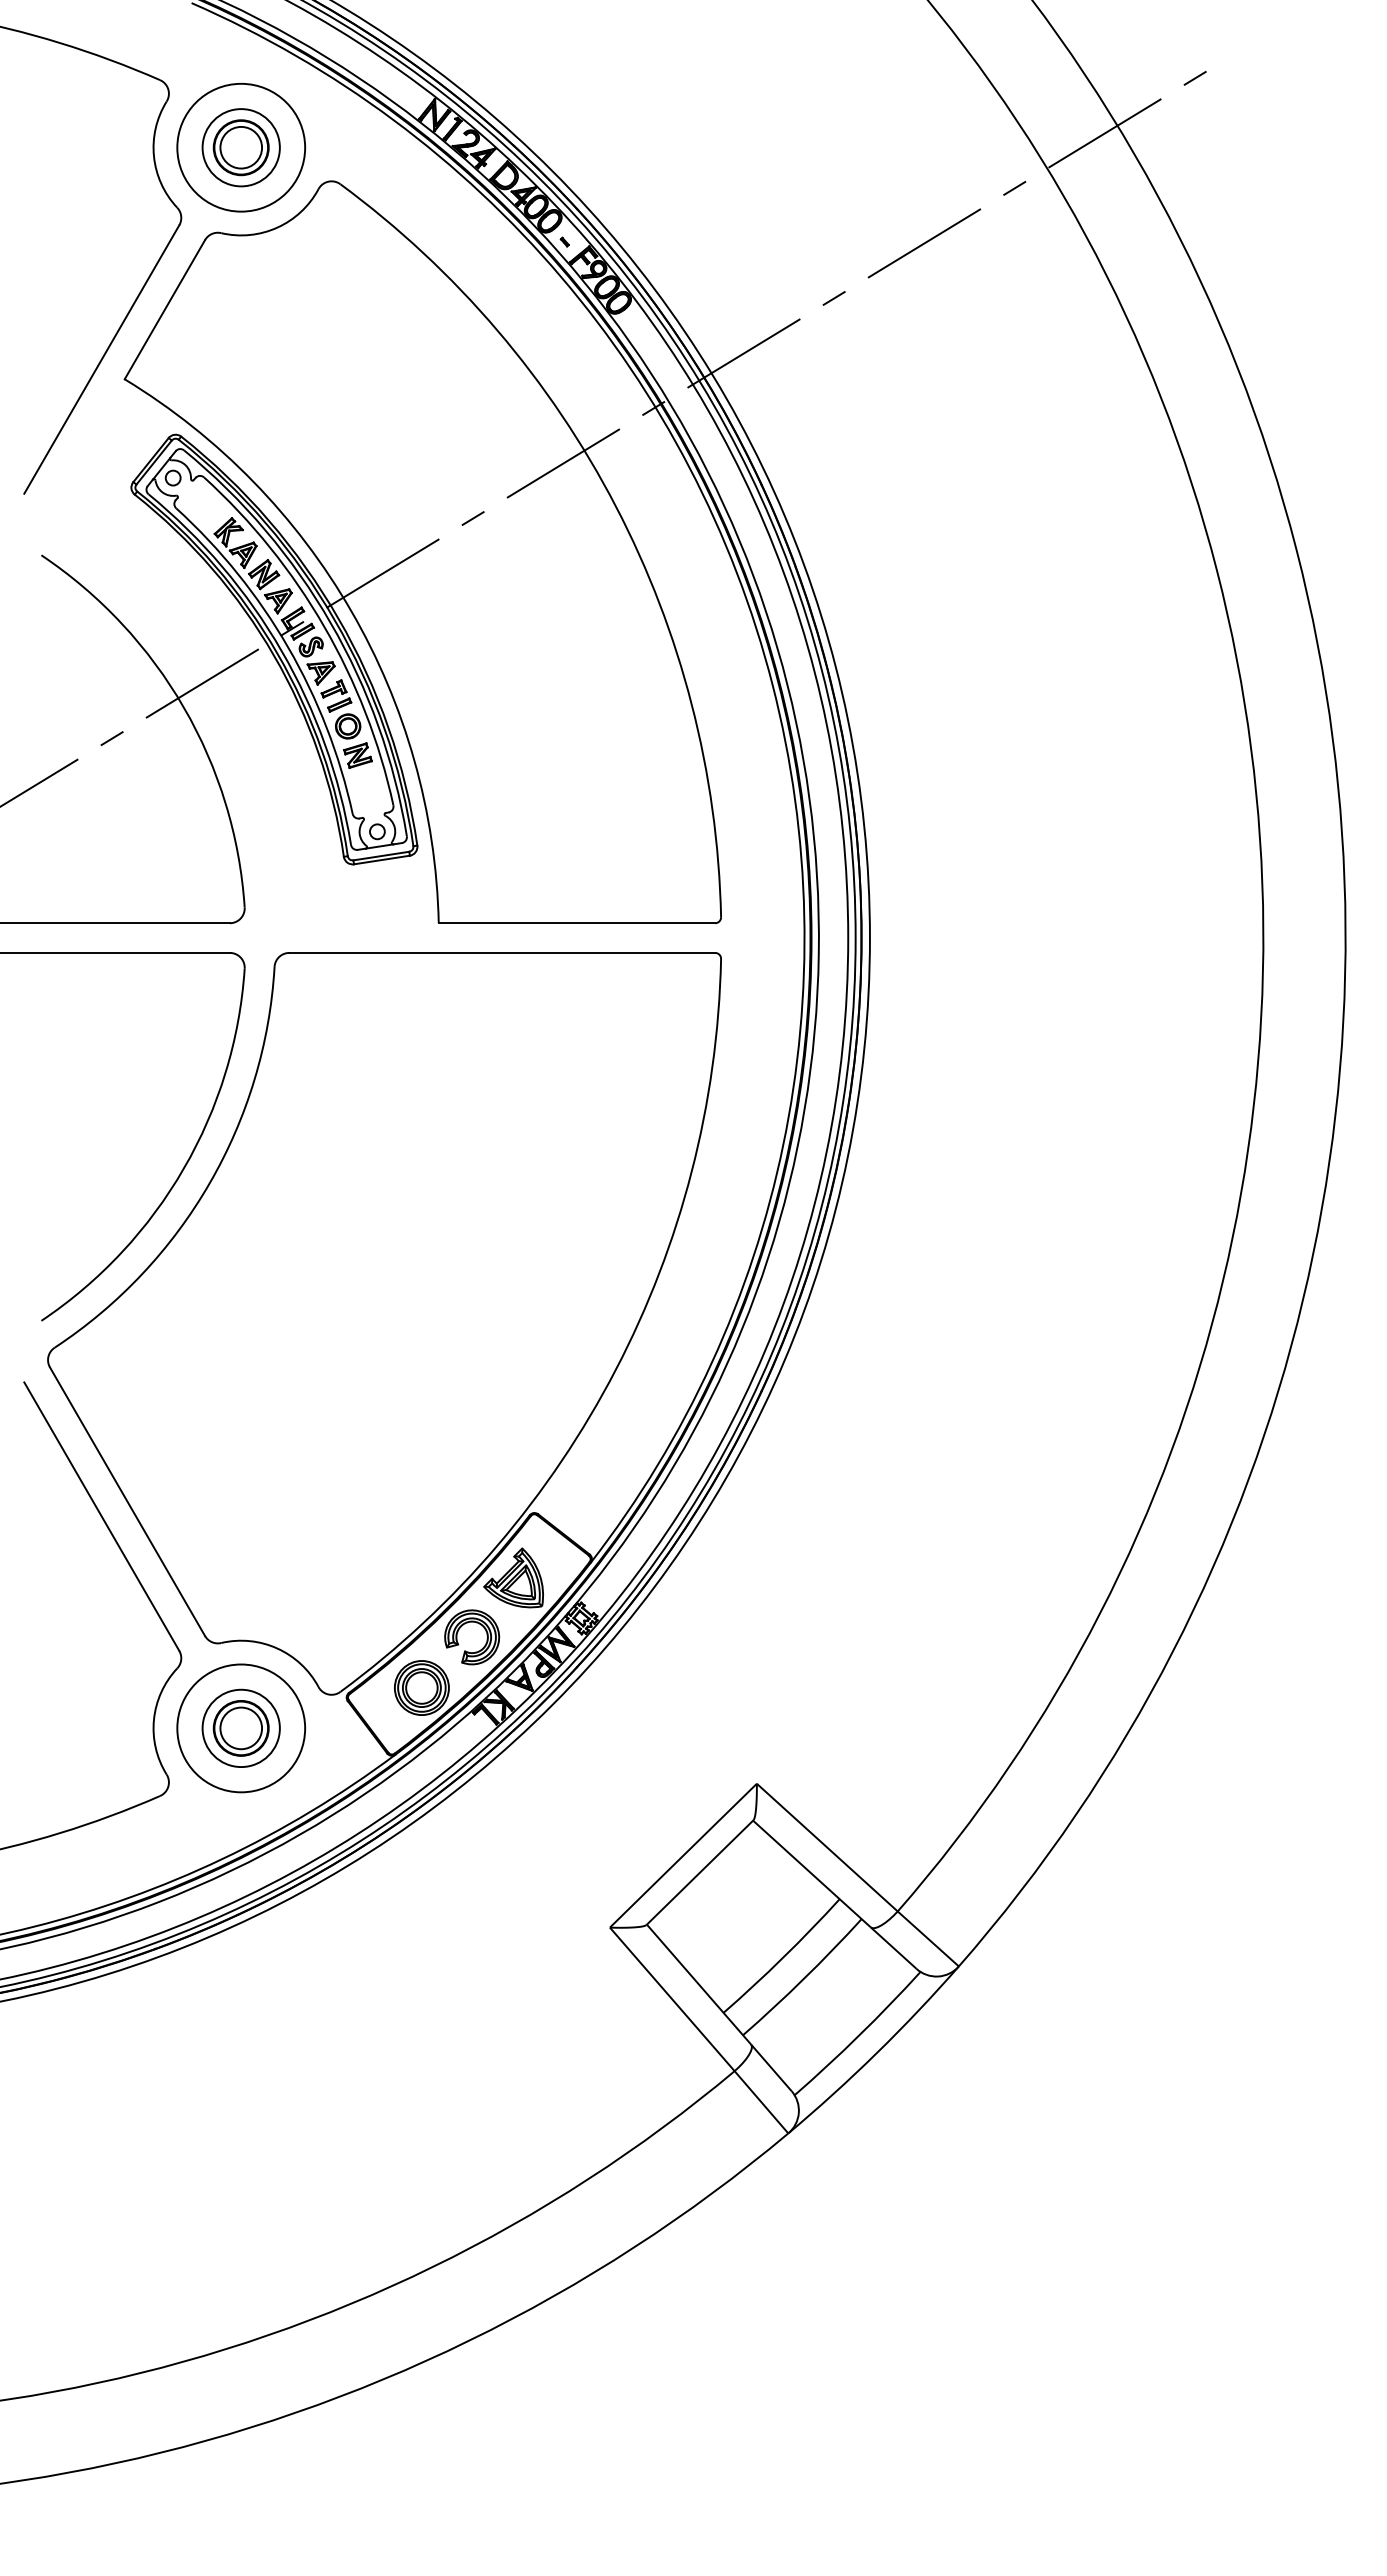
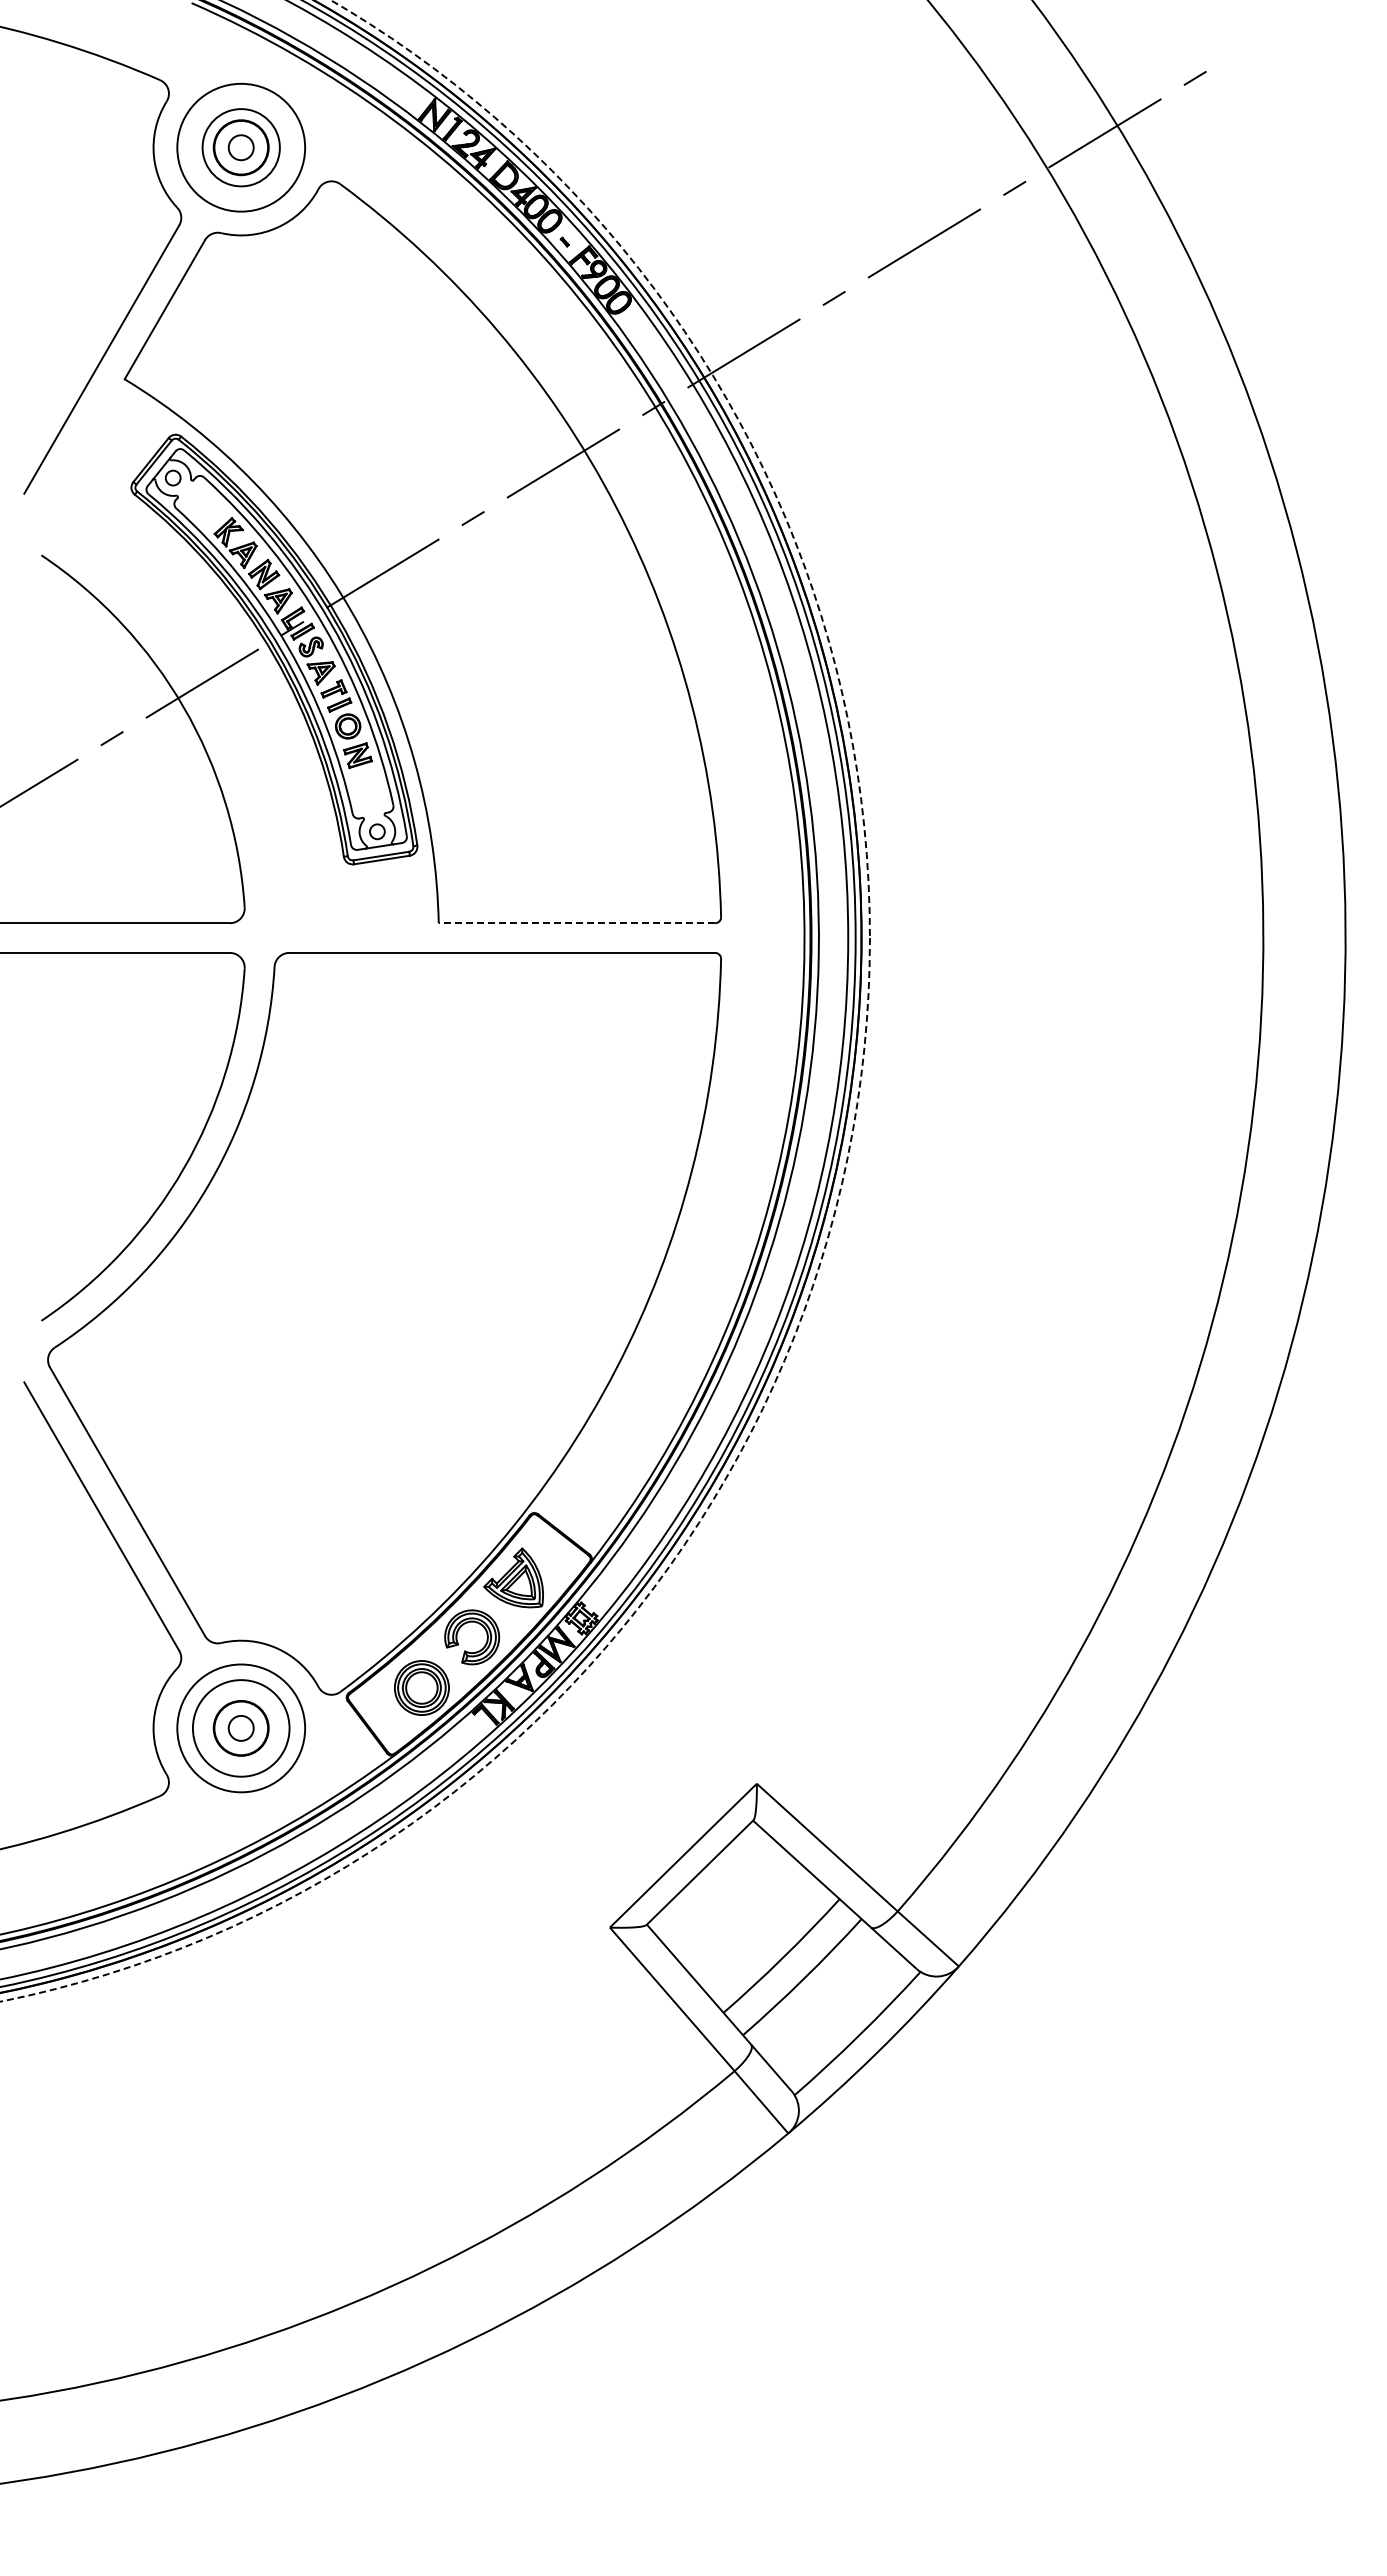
circle diameter: 42 px -> 25 px (240, 147)
line: solid -> dashed (576, 923)
circle: solid -> dashed (434, 1000)
circle diameter: 77 px -> 97 px (240, 1728)
circle diameter: 42 px -> 25 px (240, 1727)
